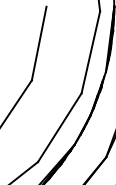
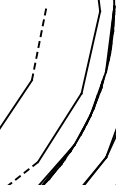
line: solid -> dashed (39, 43)
line: solid -> dashed (23, 173)
